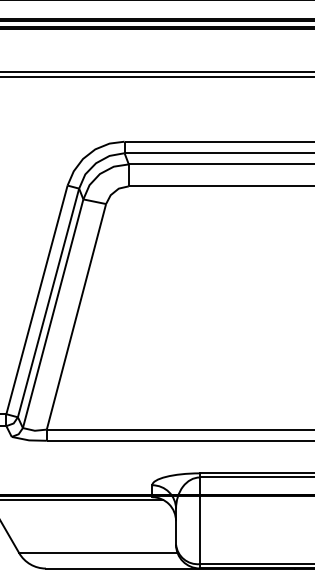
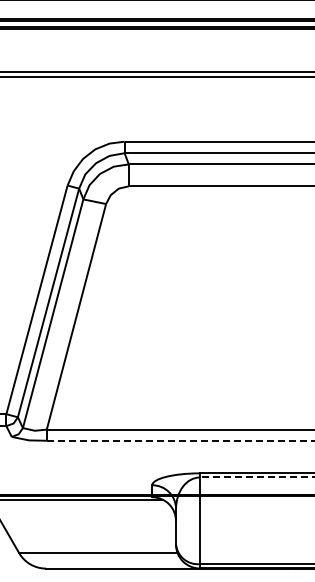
line: solid -> dashed (180, 440)
line: solid -> dashed (256, 477)
